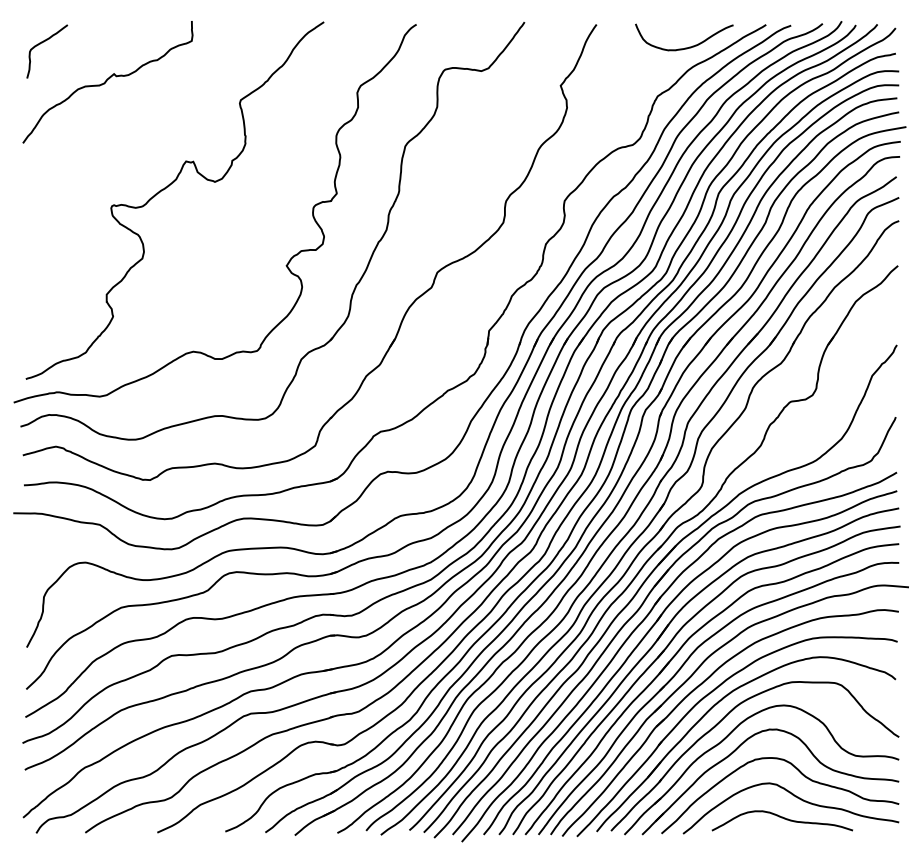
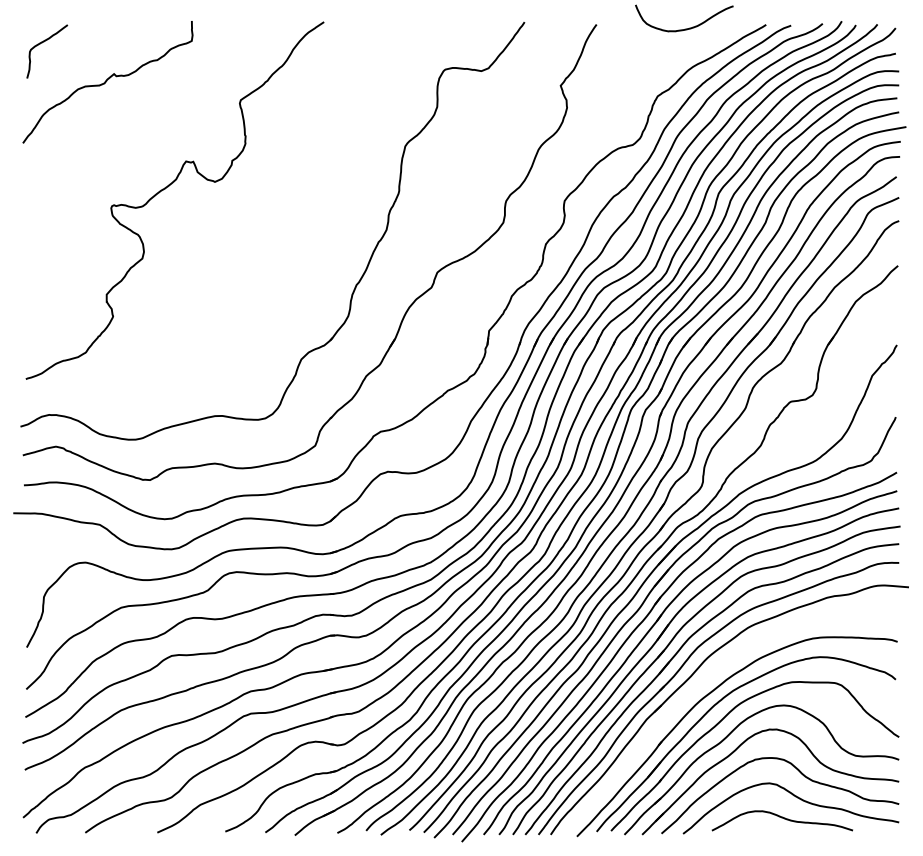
curve position: (685, 47) -> (685, 28) (685, 28)
part: present -> none (287, 262)
part: present -> none (701, 685)
